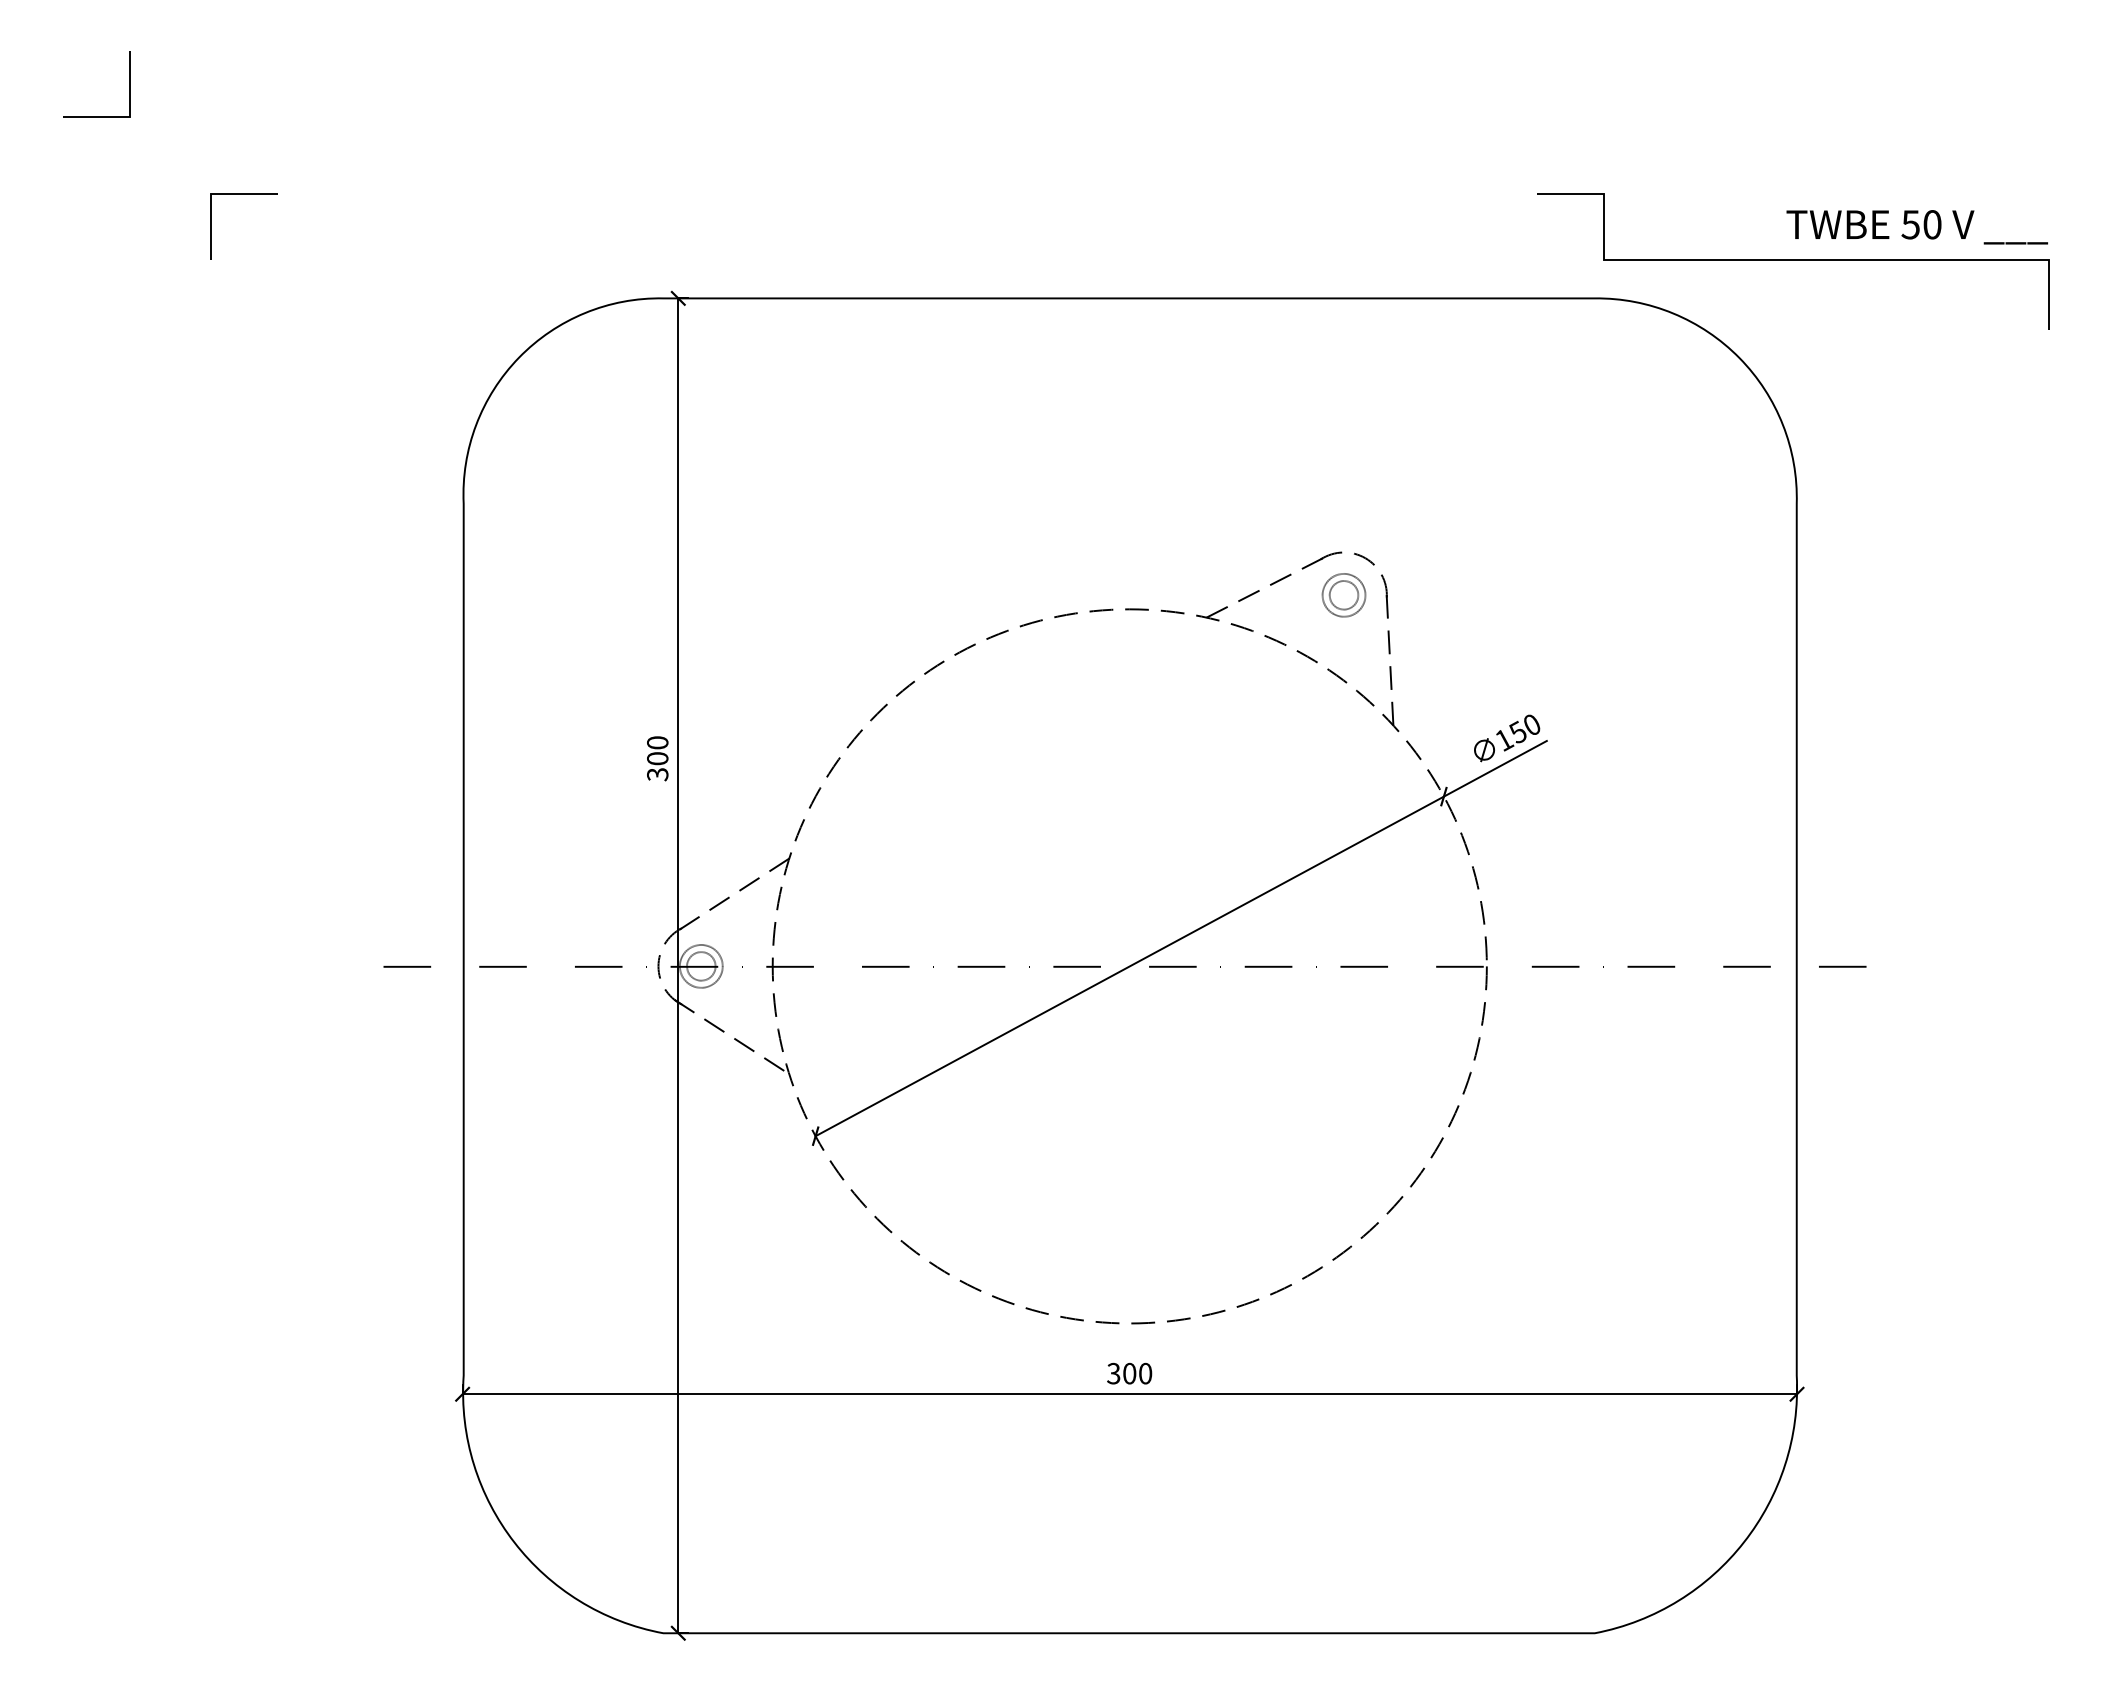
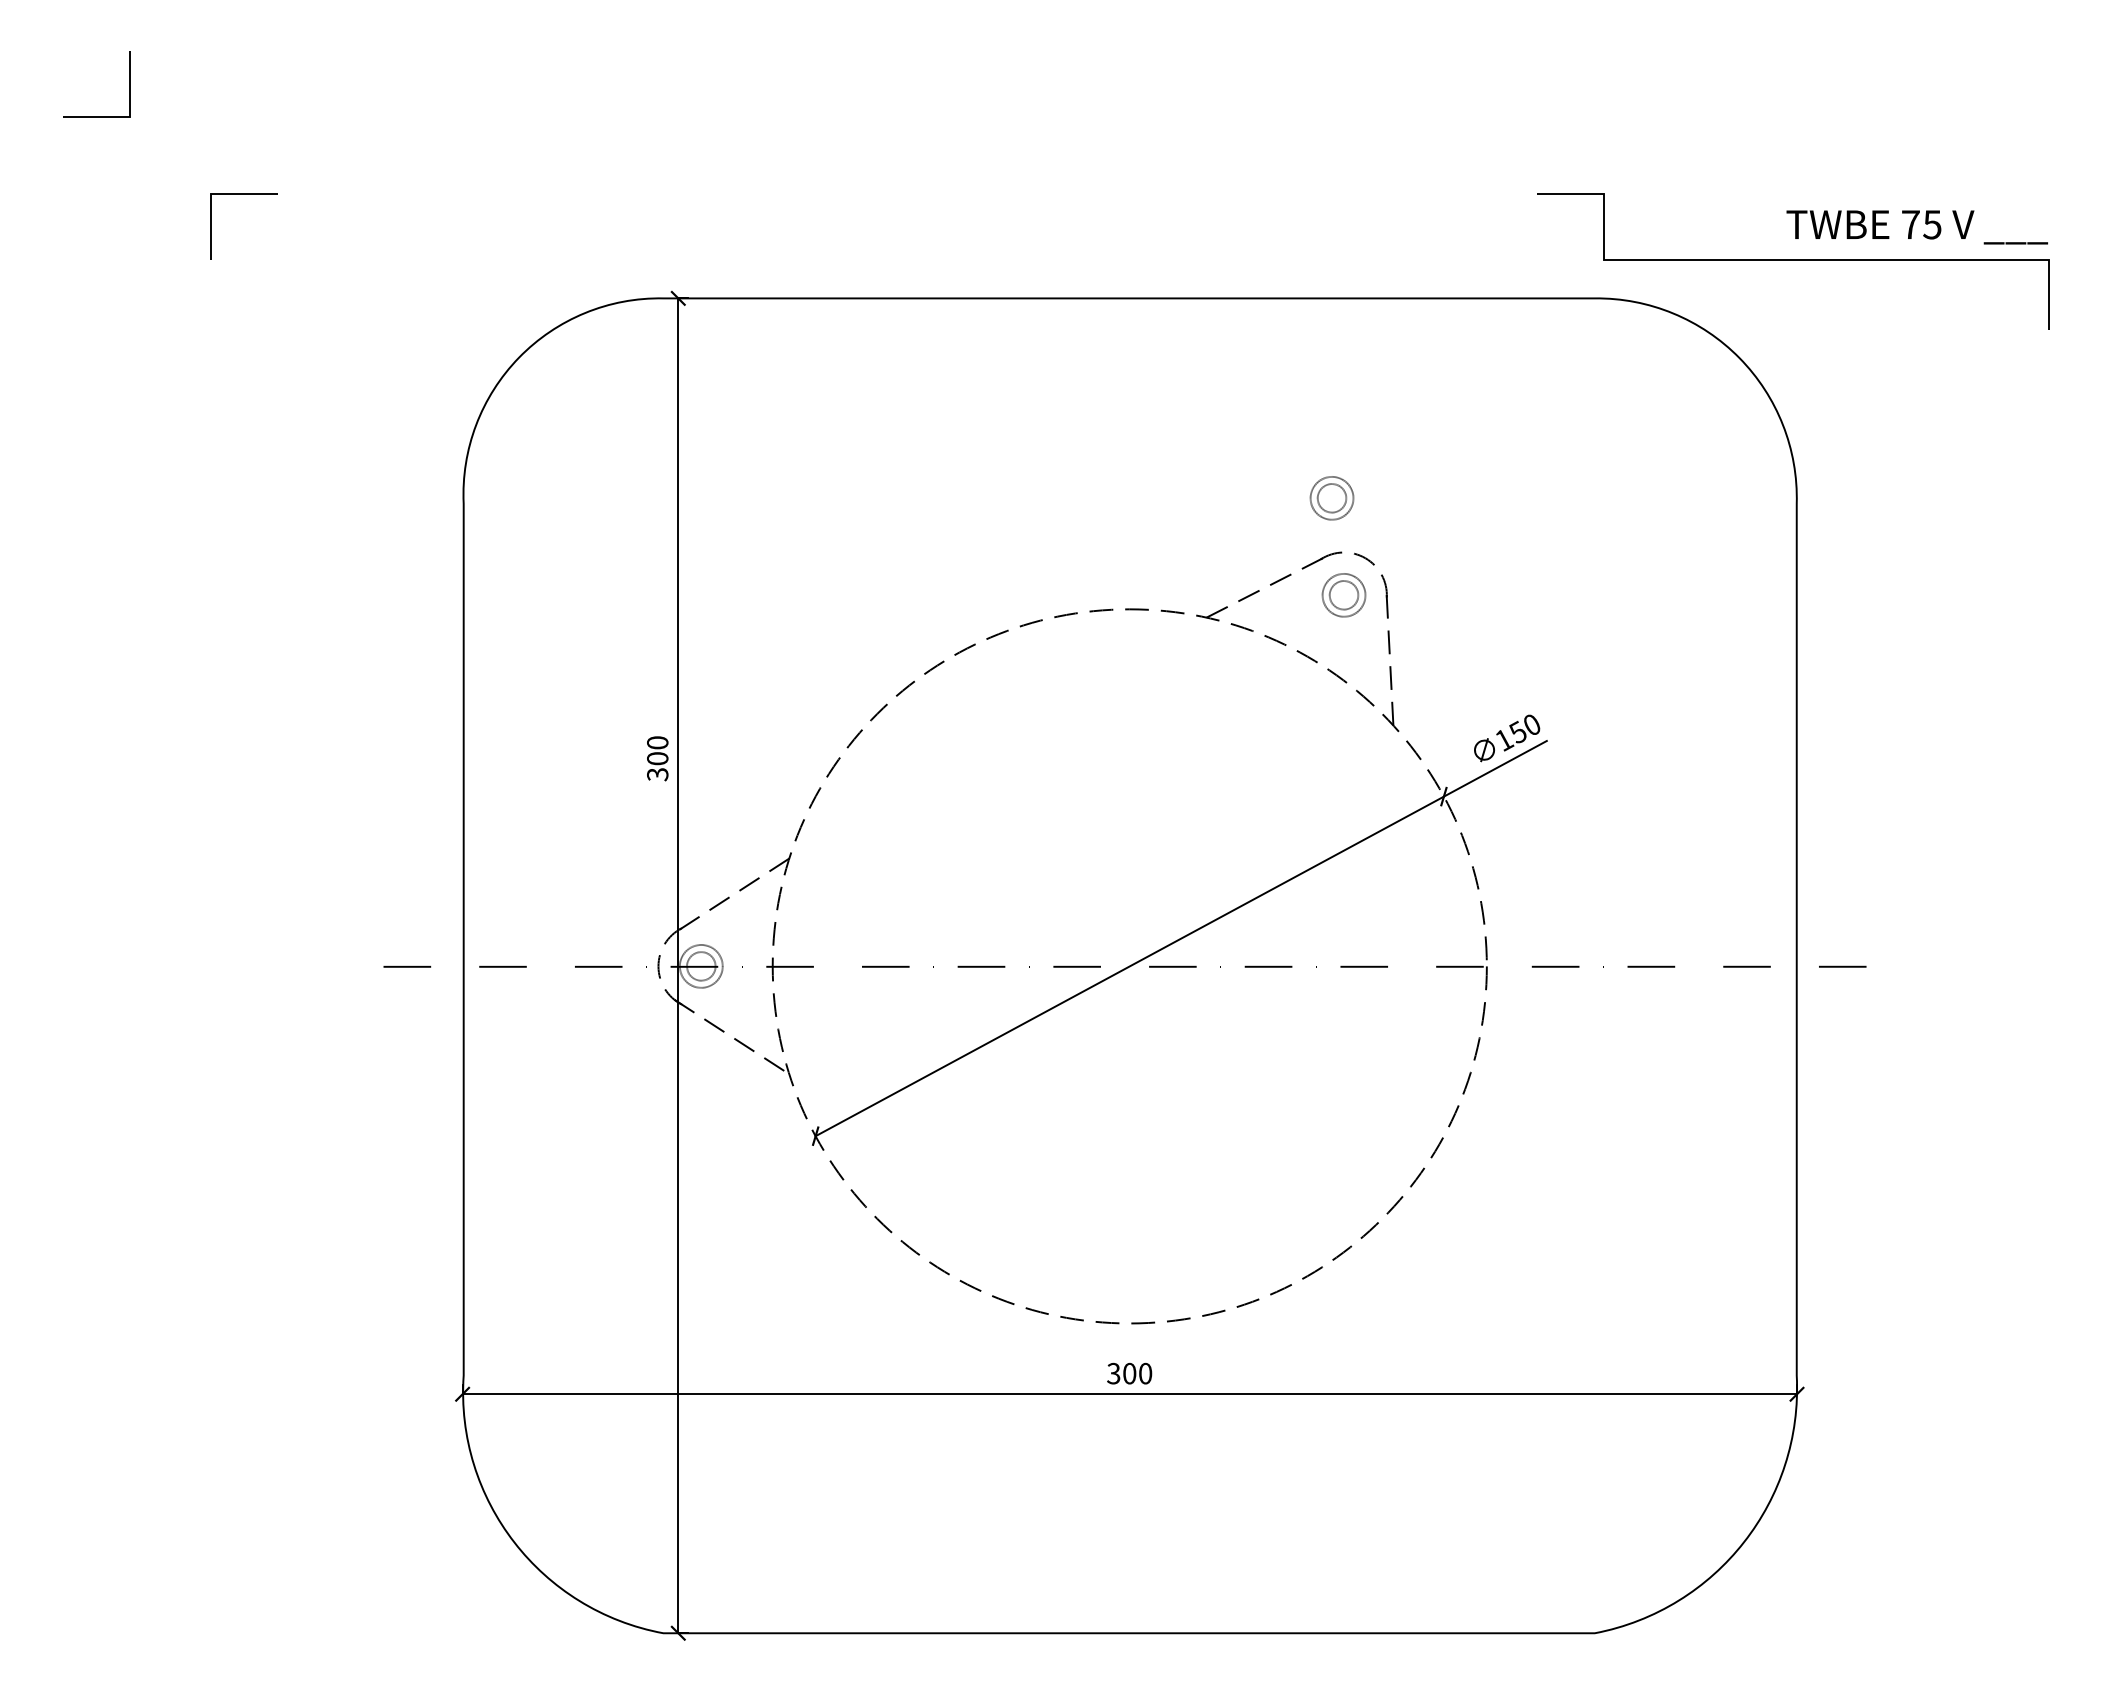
text: 50 -> 75 (1921, 224)
part: none -> present (1331, 498)
